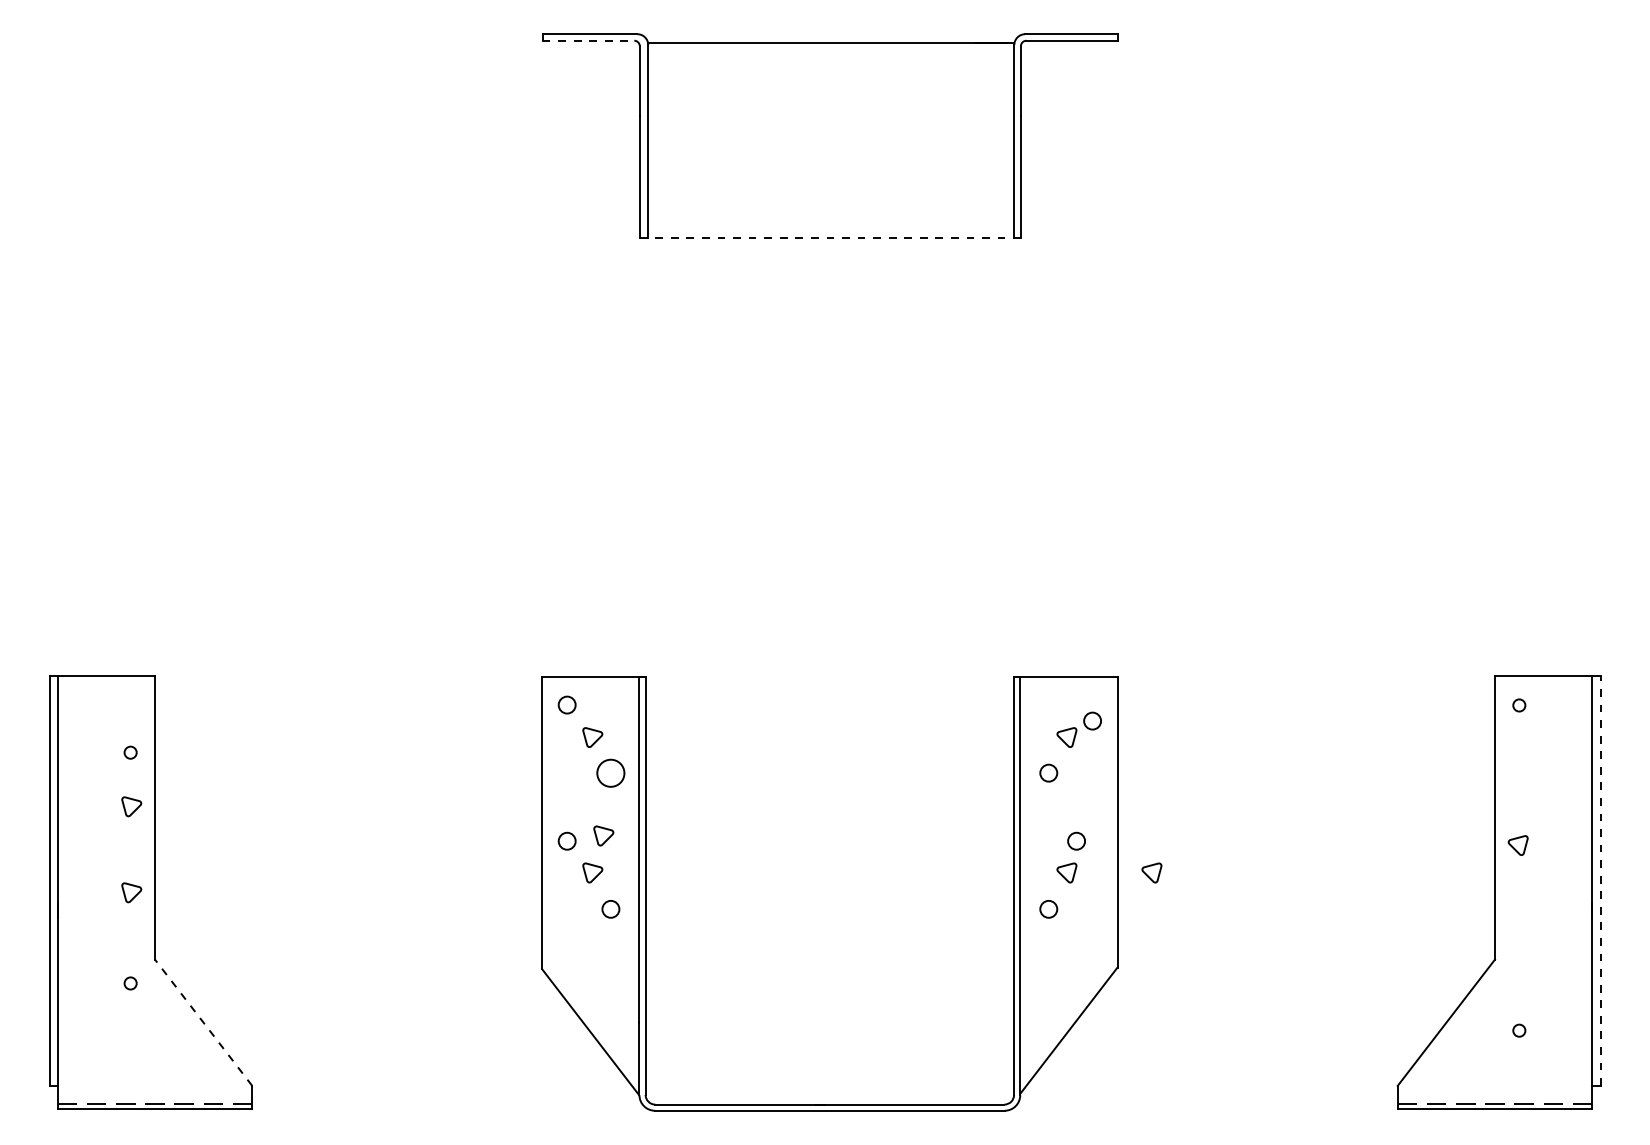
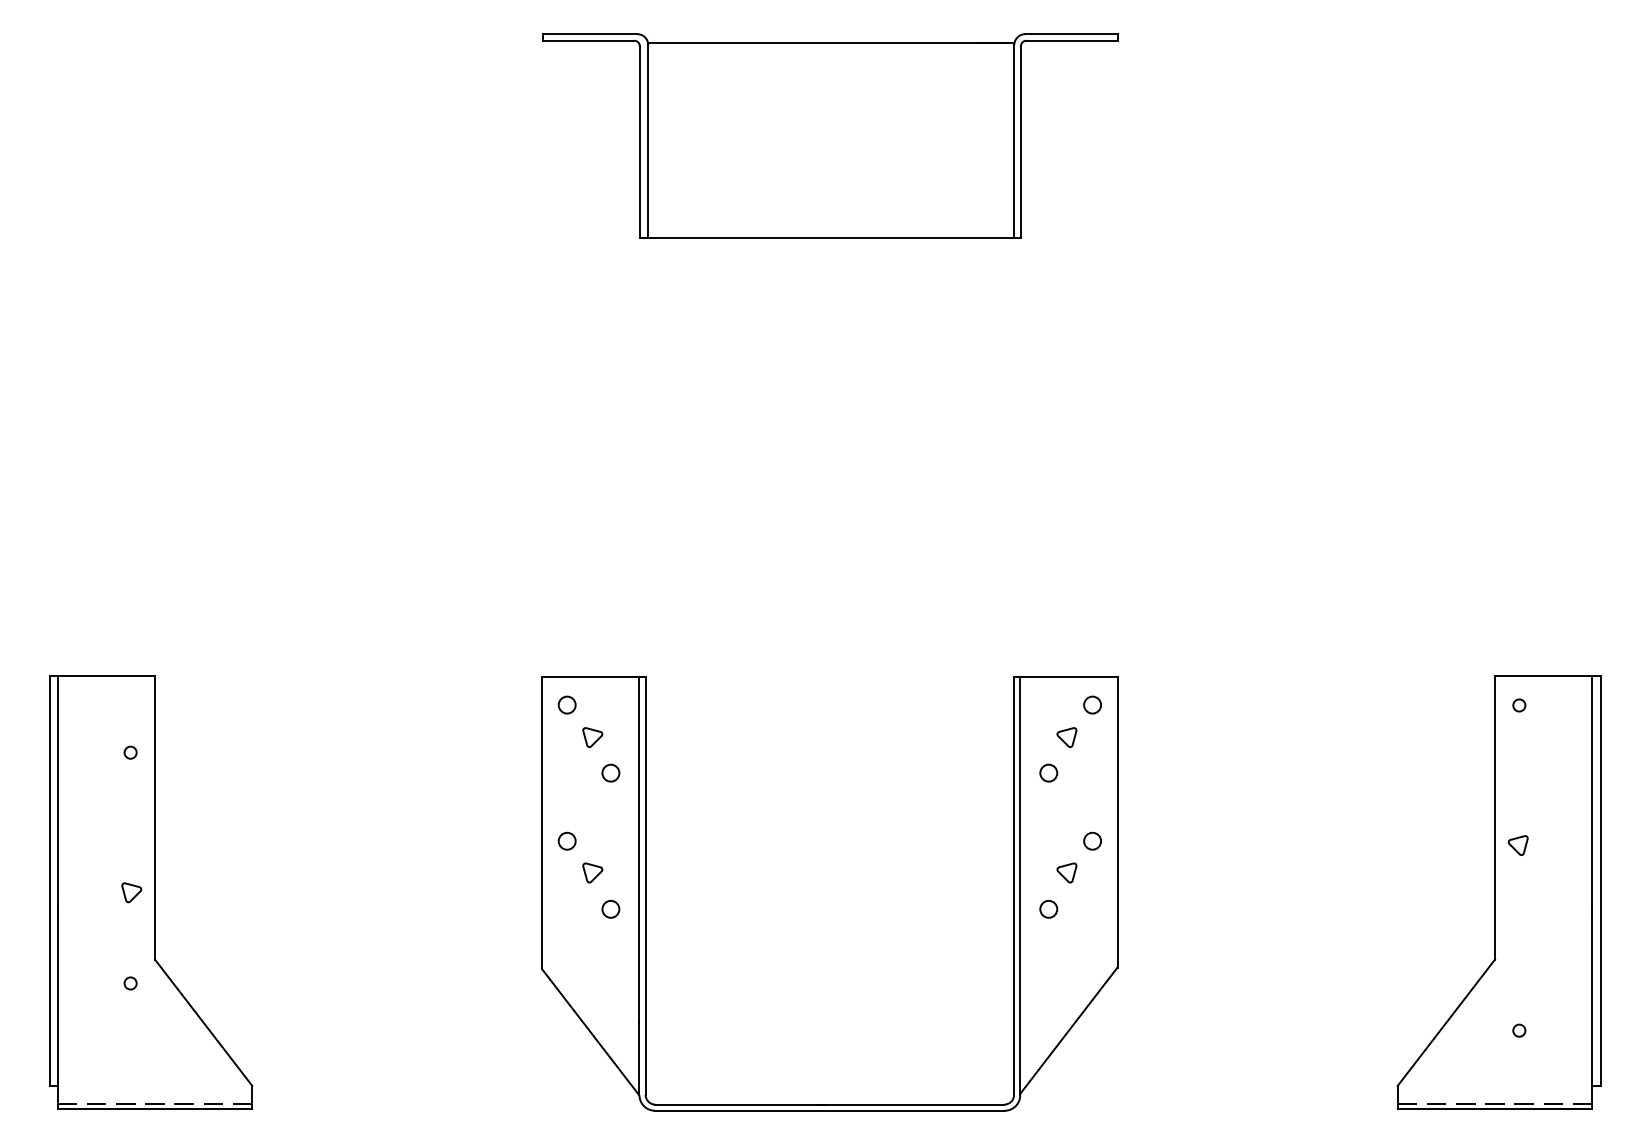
line: dashed -> solid (588, 40)
line: dashed -> solid (830, 237)
circle position: (1092, 720) -> (1092, 704) (1092, 704)
circle size: 30x30 px -> 20x20 px (610, 772)
part: present -> none (131, 806)
part: present -> none (603, 835)
circle position: (1076, 840) -> (1092, 840) (1092, 840)
part: present -> none (1151, 872)
line: dashed -> solid (1600, 881)
line: dashed -> solid (203, 1022)
